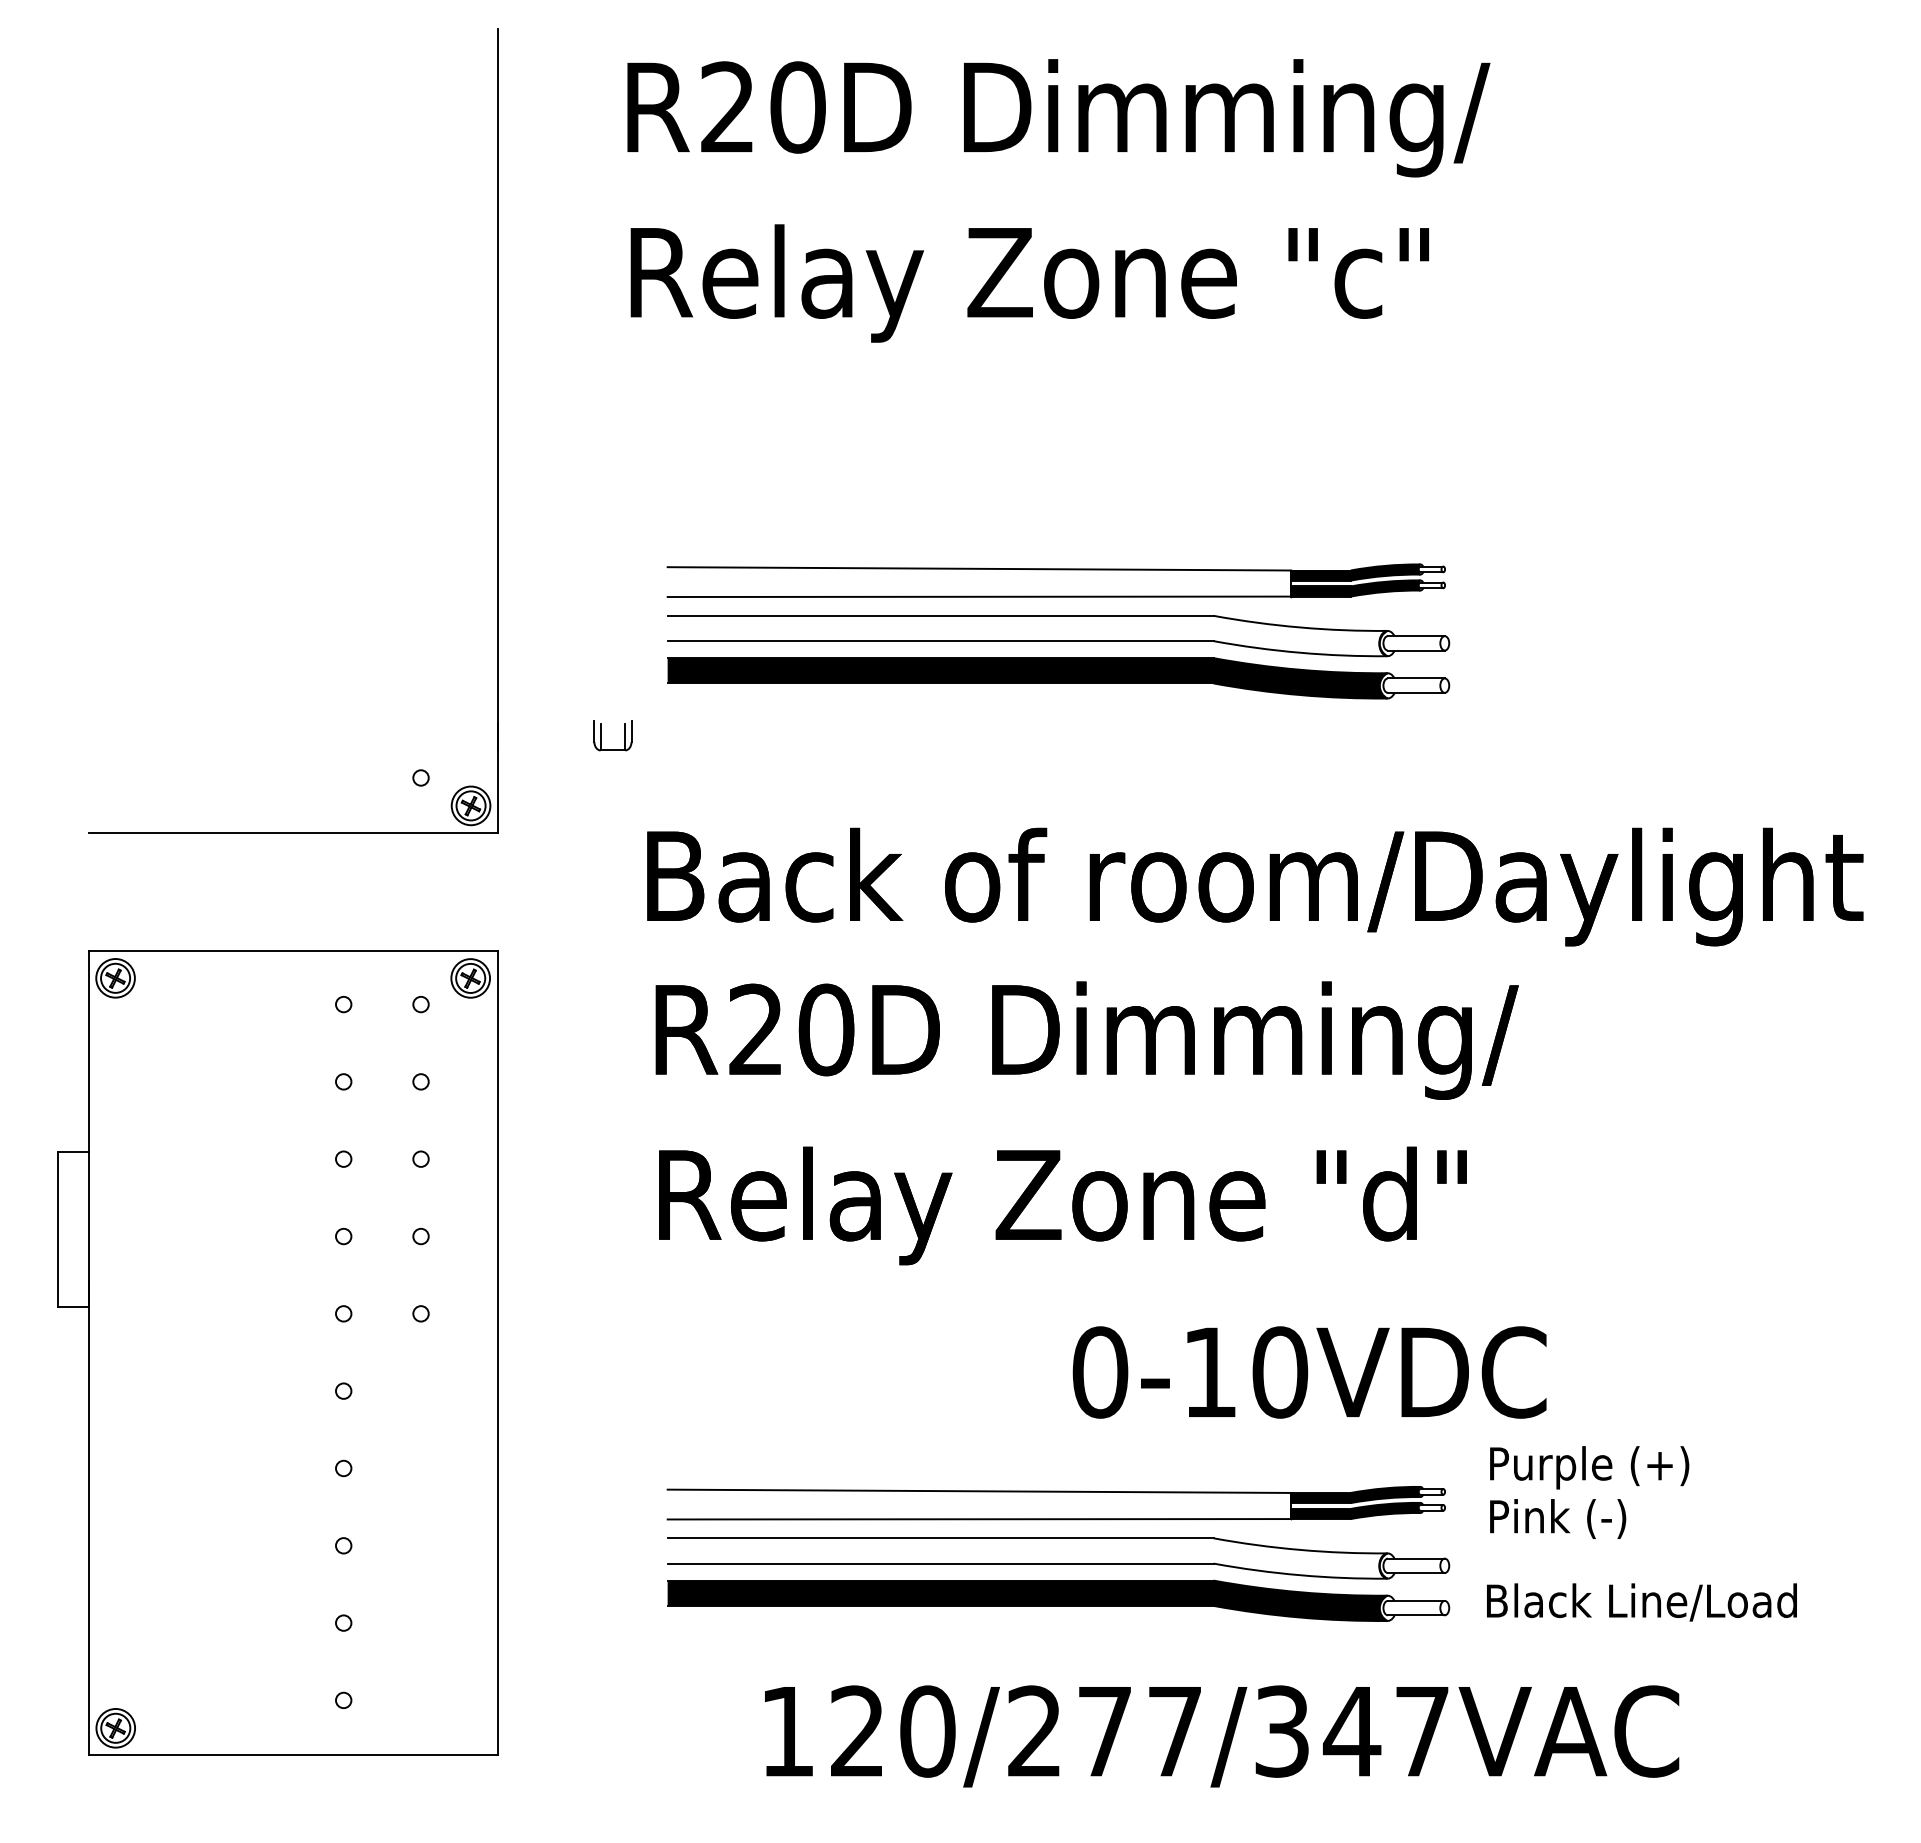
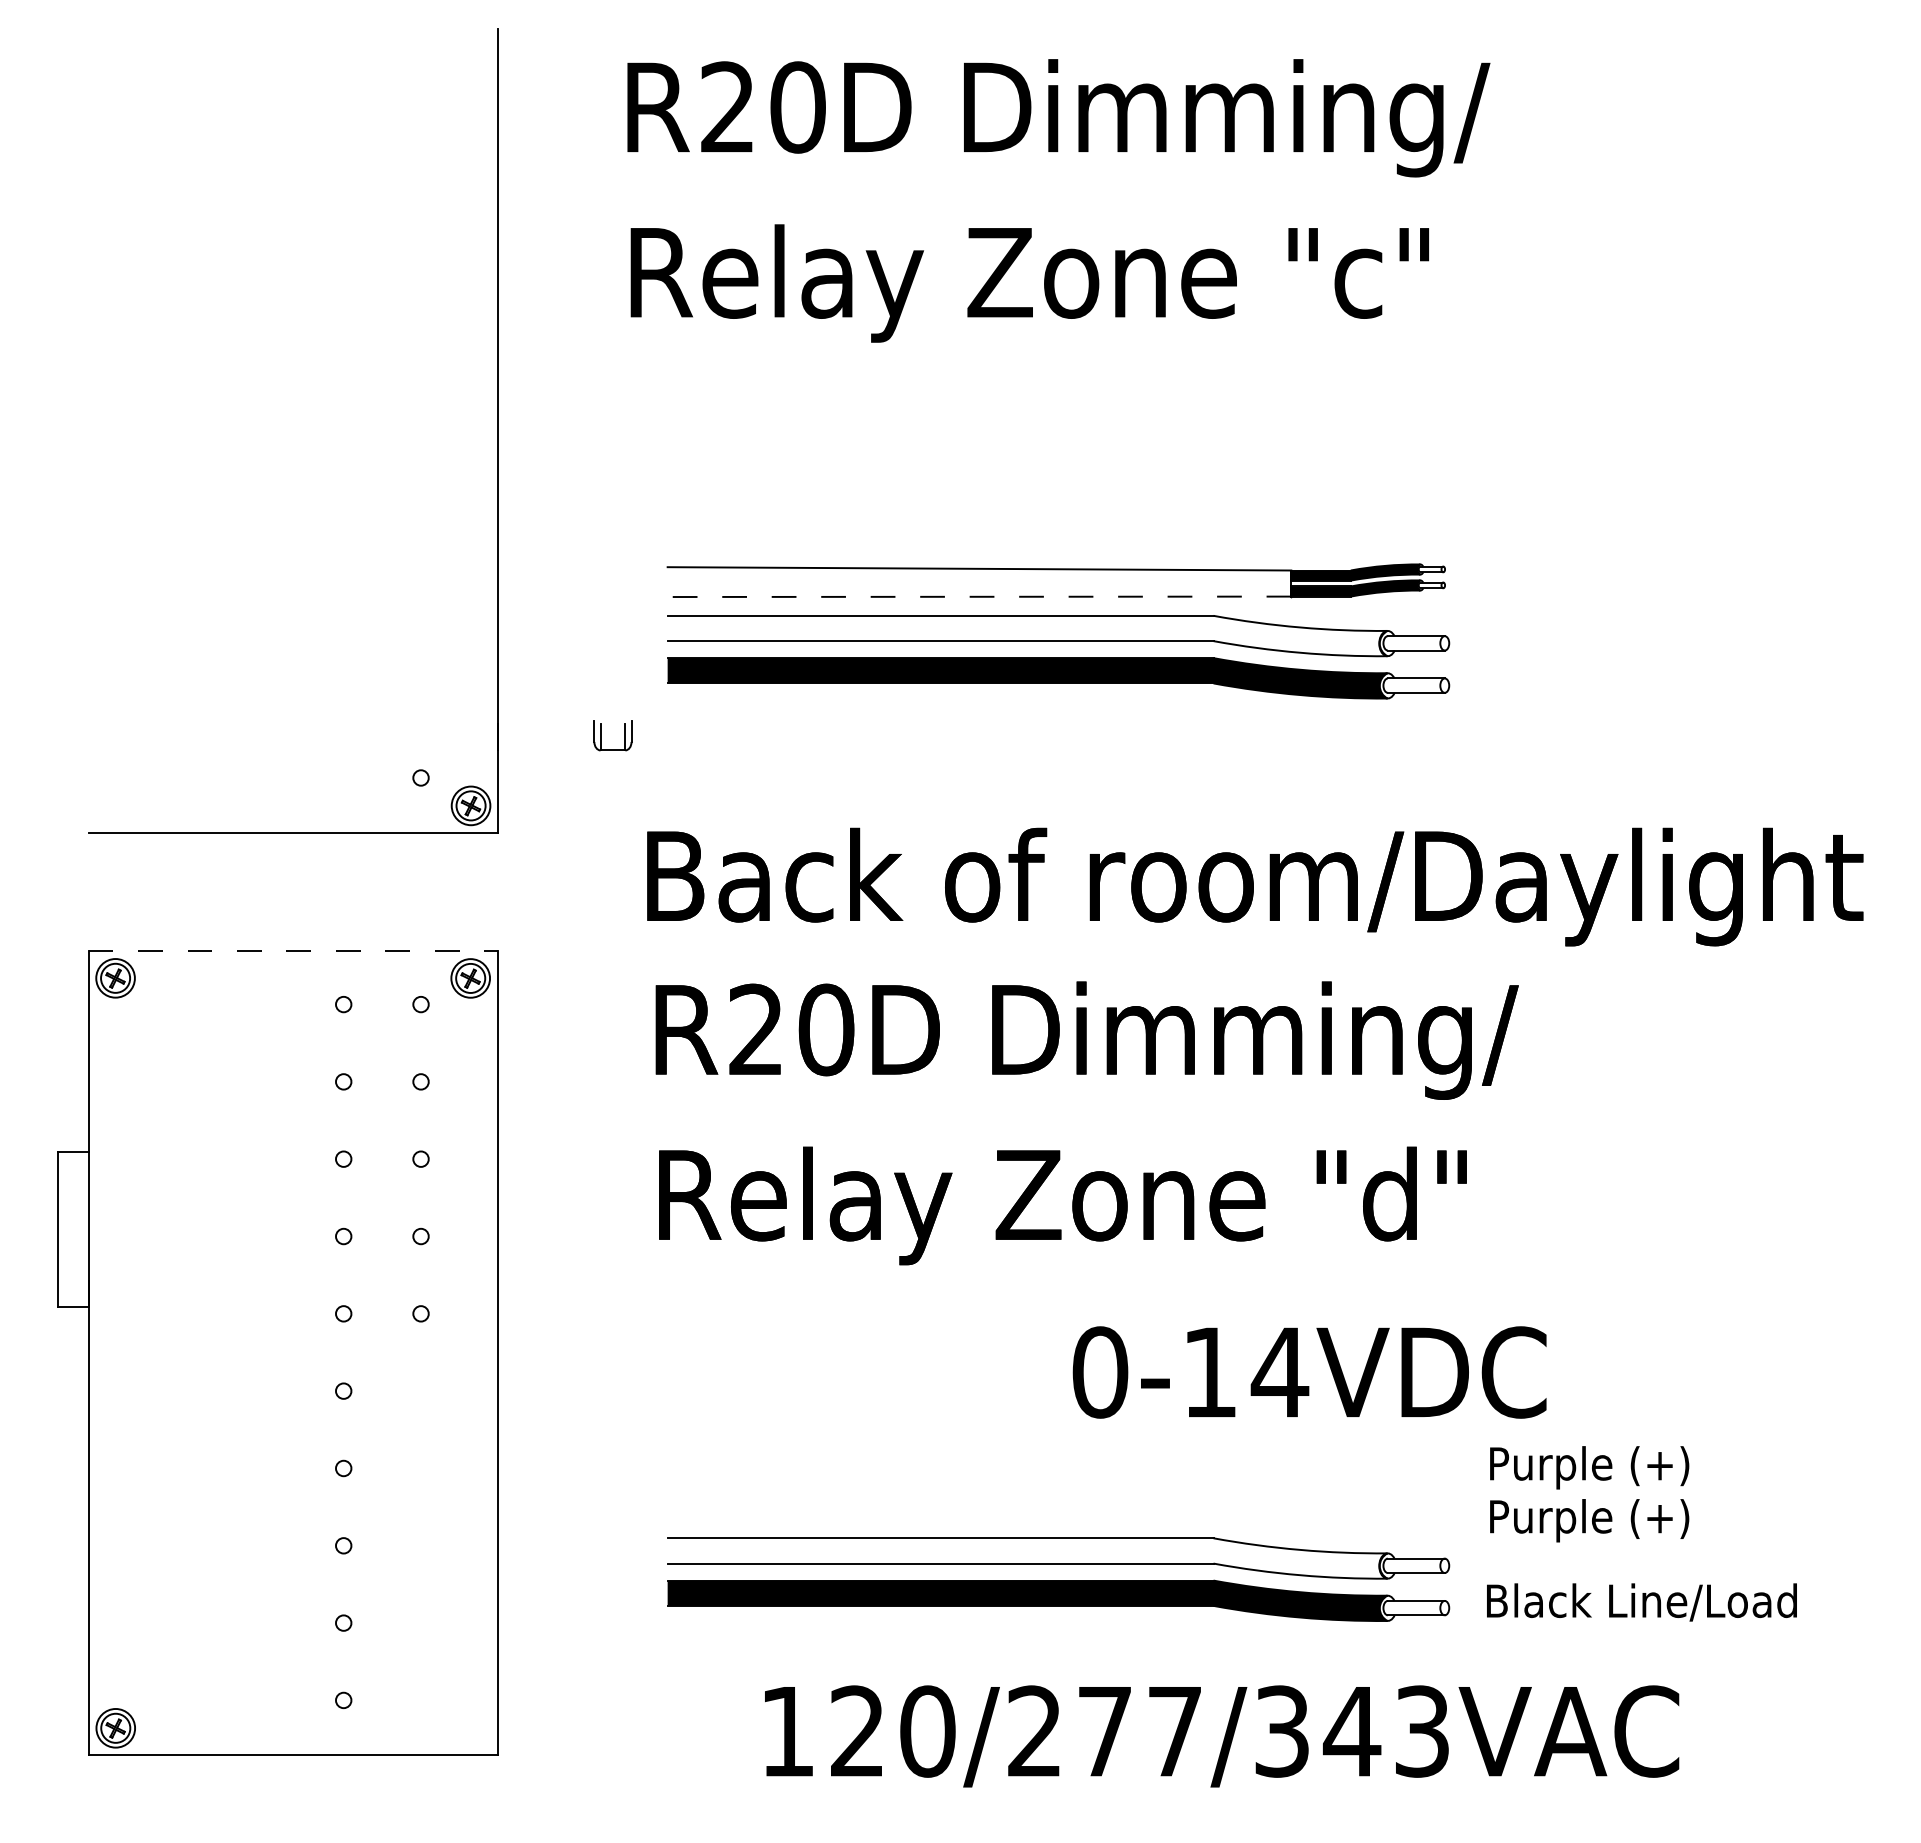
line: solid -> dashed (979, 596)
line: solid -> dashed (293, 951)
text: 0-10VDC -> 0-14VDC (1279, 1372)
part: present -> none (1055, 1492)
text: Pink (-) -> Purple (+) (1601, 1520)
text: 120/277/347VAC -> 120/277/343VAC (1422, 1731)
